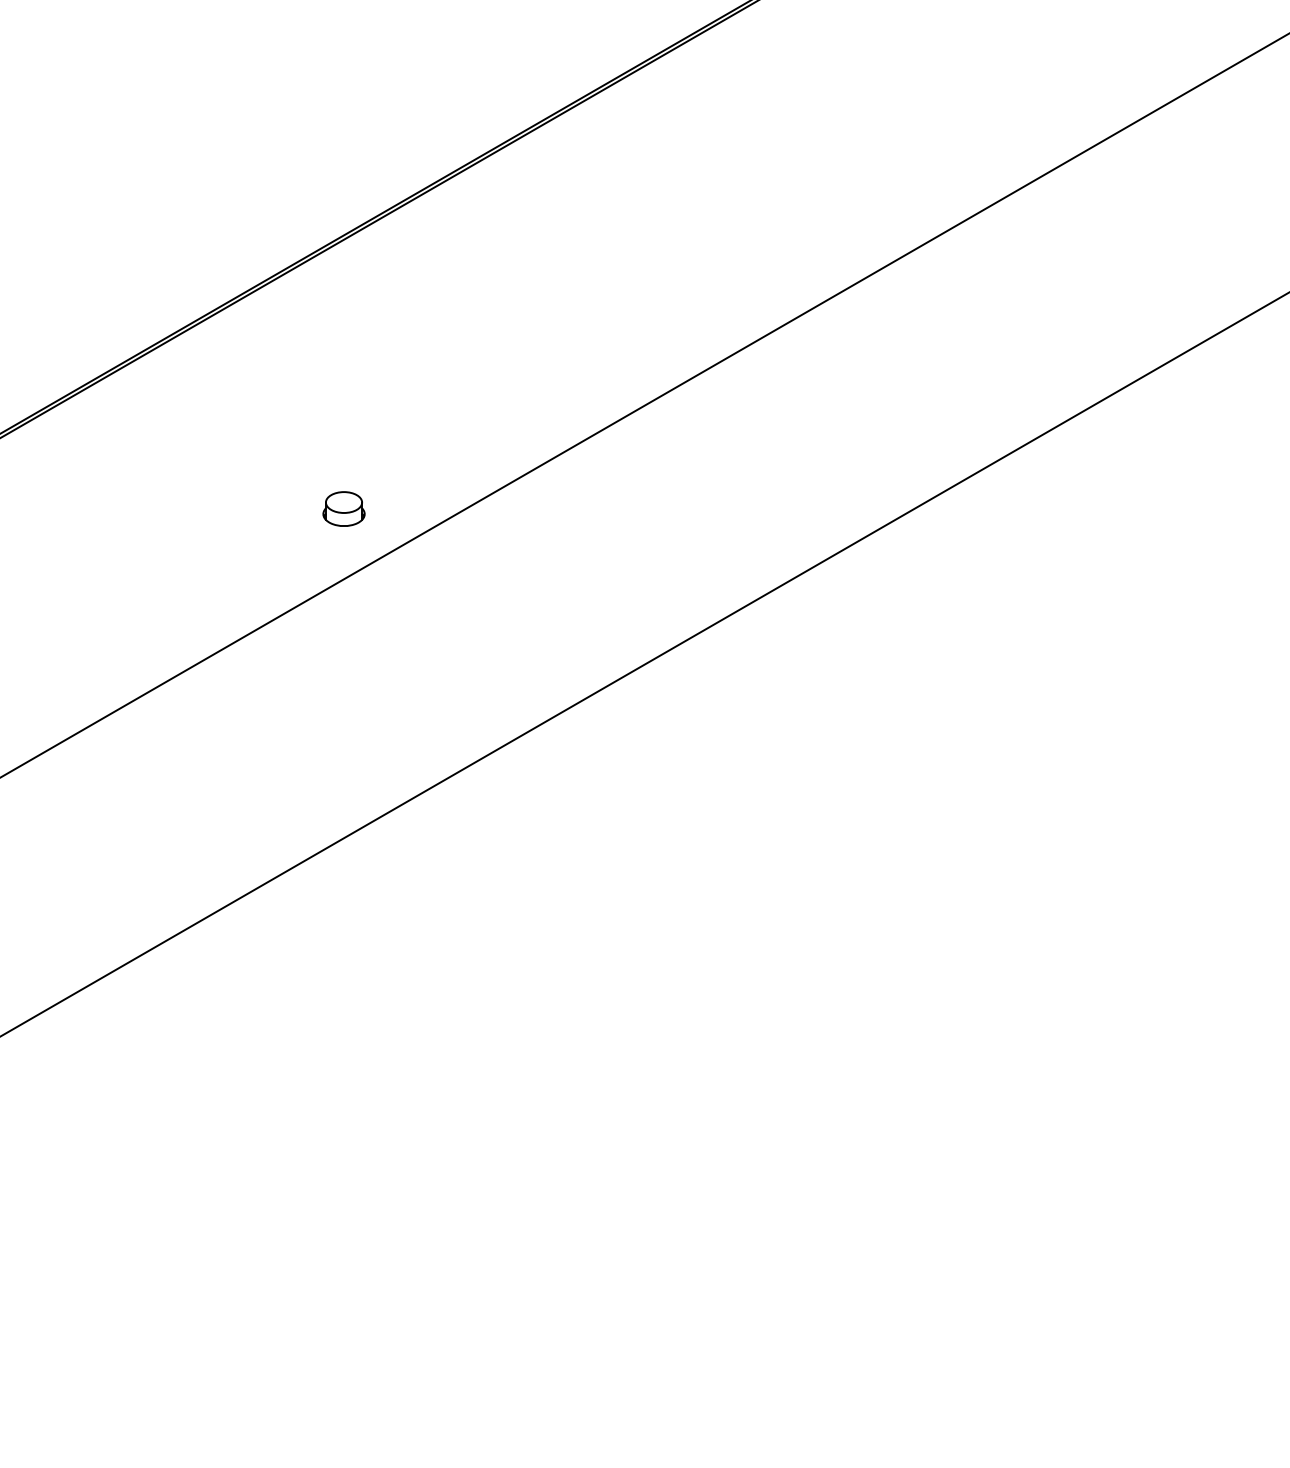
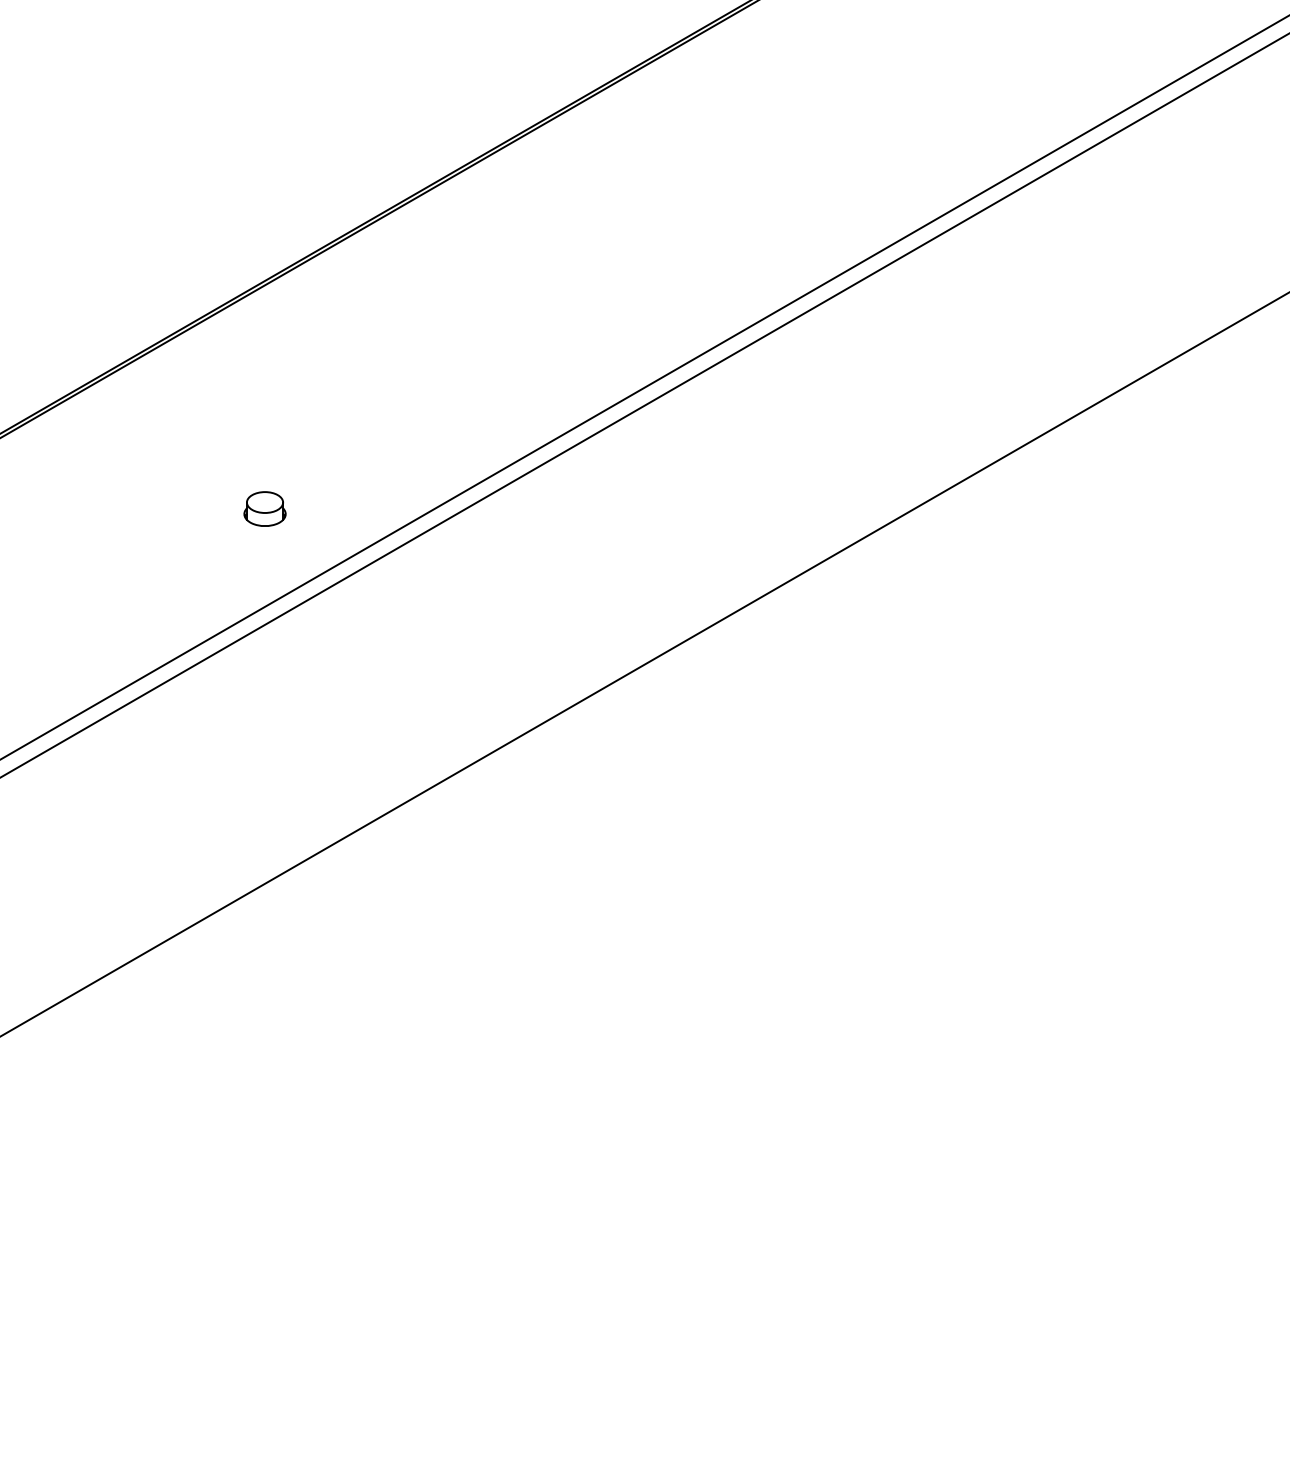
line: none -> present (644, 387)
part position: (343, 508) -> (264, 508) (264, 508)
